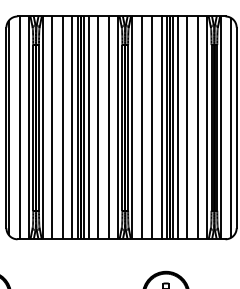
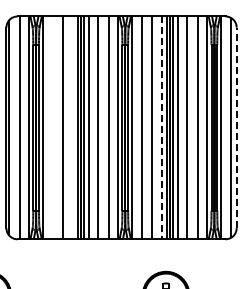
line: present -> none (52, 127)
line: present -> none (72, 127)
line: solid -> dashed (236, 127)
line: solid -> dashed (161, 128)
